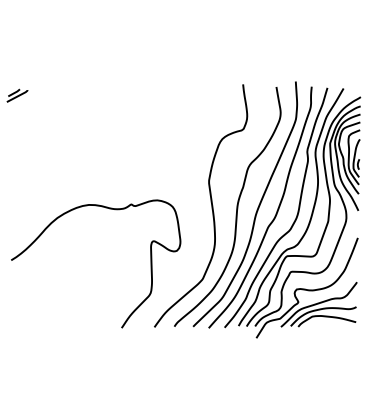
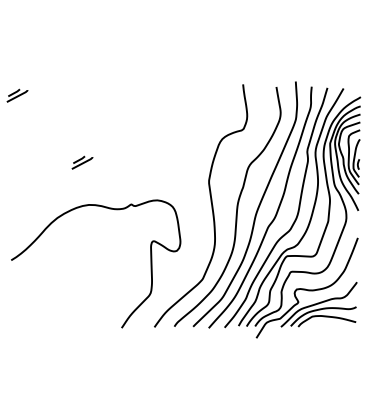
part: none -> present (82, 162)
